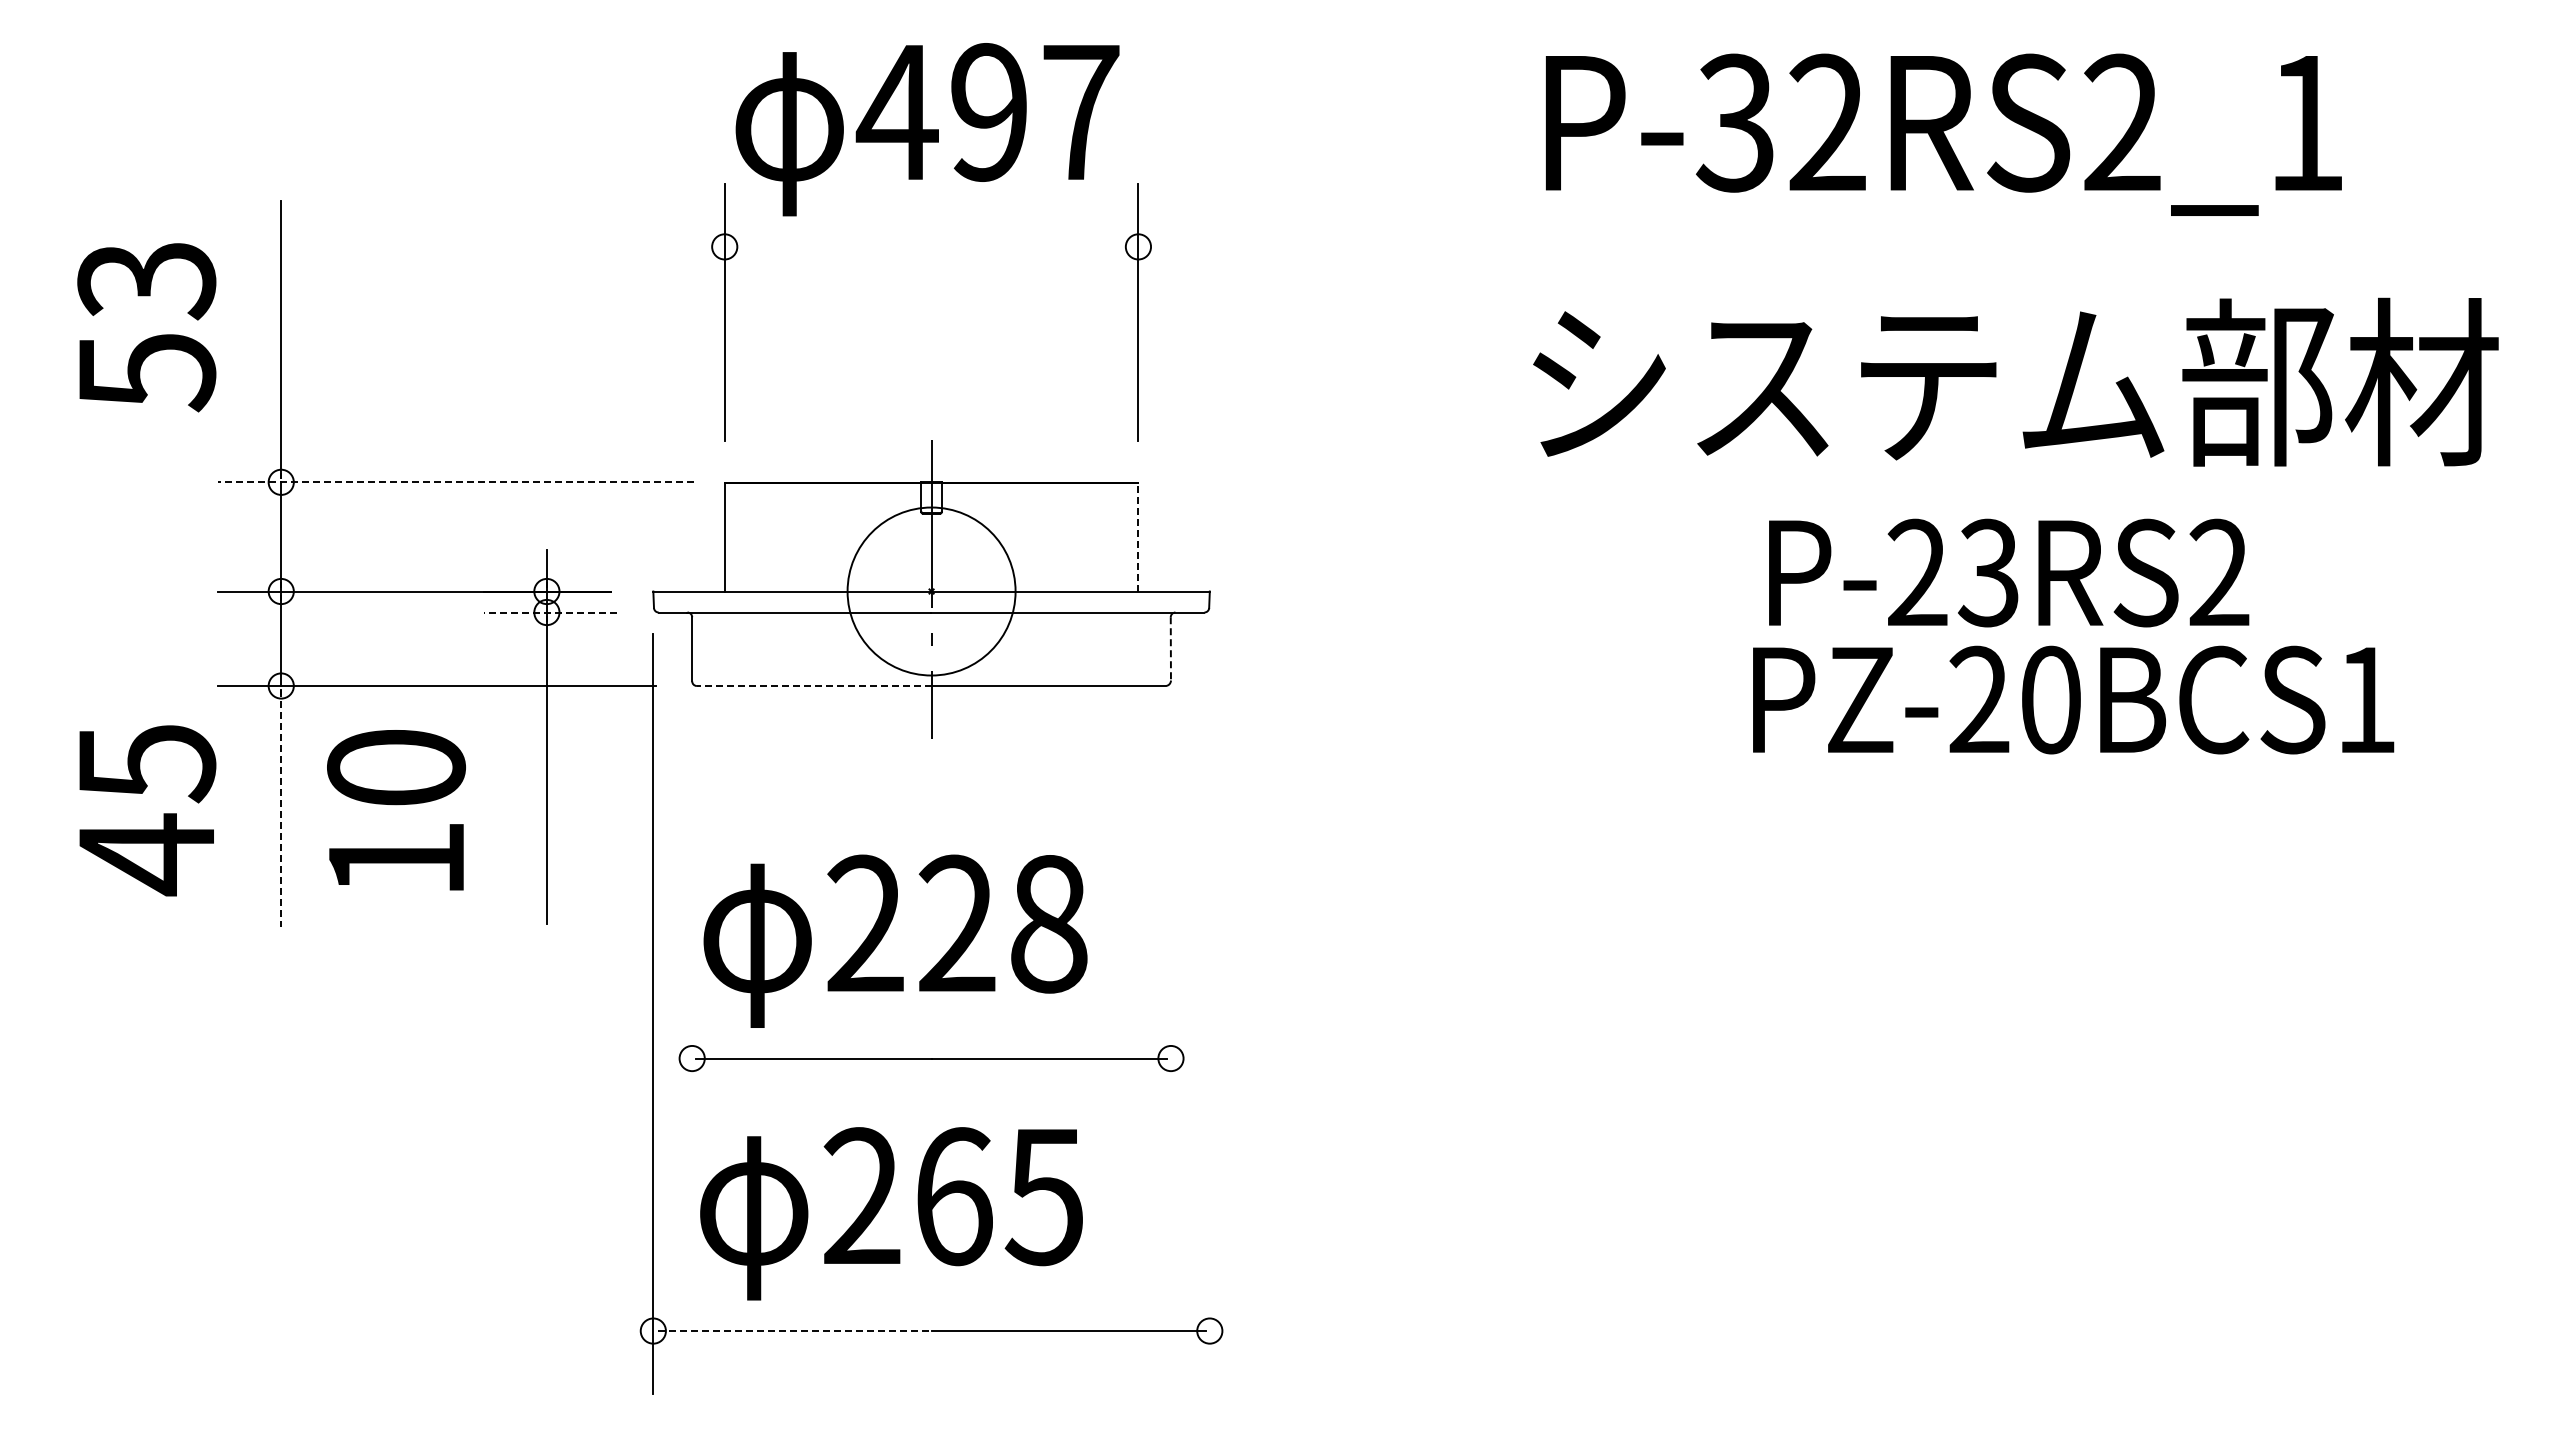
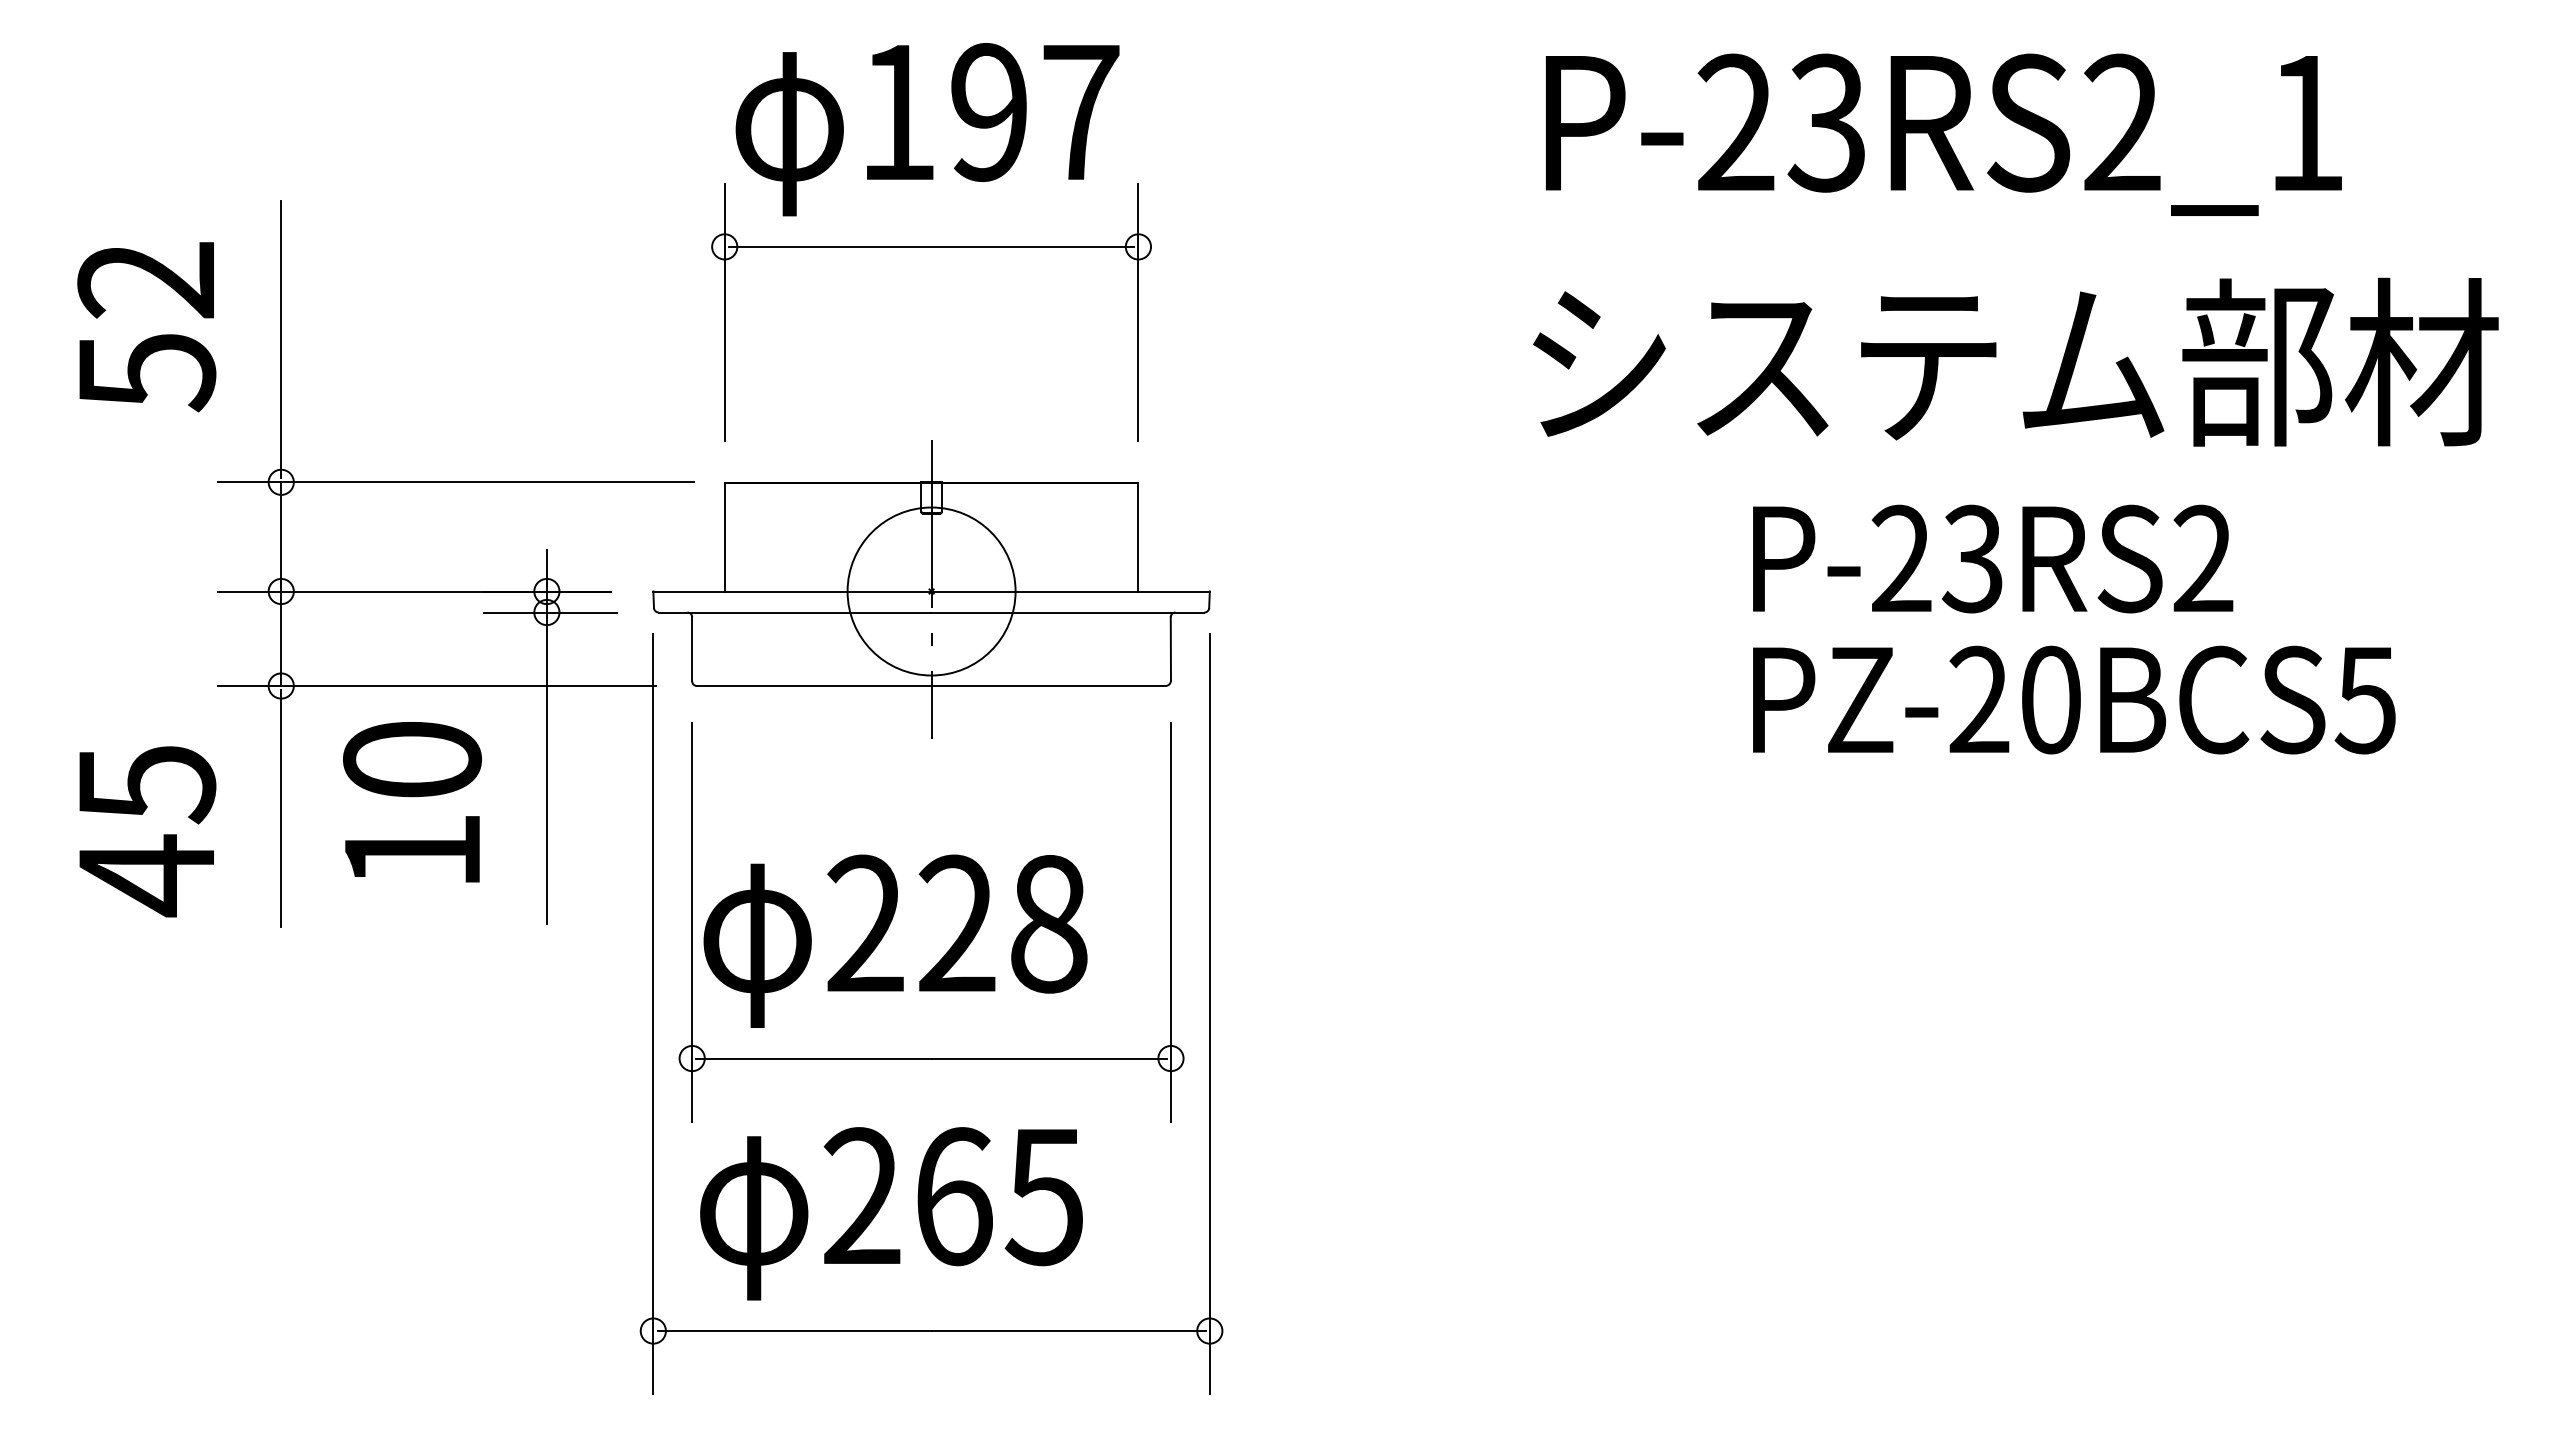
text: 497 -> 197 (896, 112)
text: P-32RS2_1 -> P-23RS2_1 (1780, 122)
line: none -> present (931, 246)
text: 53 -> 52 (146, 281)
text position: (2015, 381) -> (2015, 361) (2015, 361)
line: dashed -> solid (456, 482)
line: dashed -> solid (1138, 536)
text position: (2009, 572) -> (1993, 558) (1993, 558)
line: dashed -> solid (549, 612)
line: dashed -> solid (1170, 648)
line: dashed -> solid (813, 686)
text: PZ-20BCS1 -> PZ-20BCS5 (2364, 700)
line: dashed -> solid (281, 809)
text position: (147, 810) -> (147, 831) (147, 831)
text position: (396, 810) -> (412, 802) (412, 802)
line: none -> present (692, 921)
line: none -> present (1170, 921)
line: none -> present (1209, 1013)
line: dashed -> solid (795, 1331)
